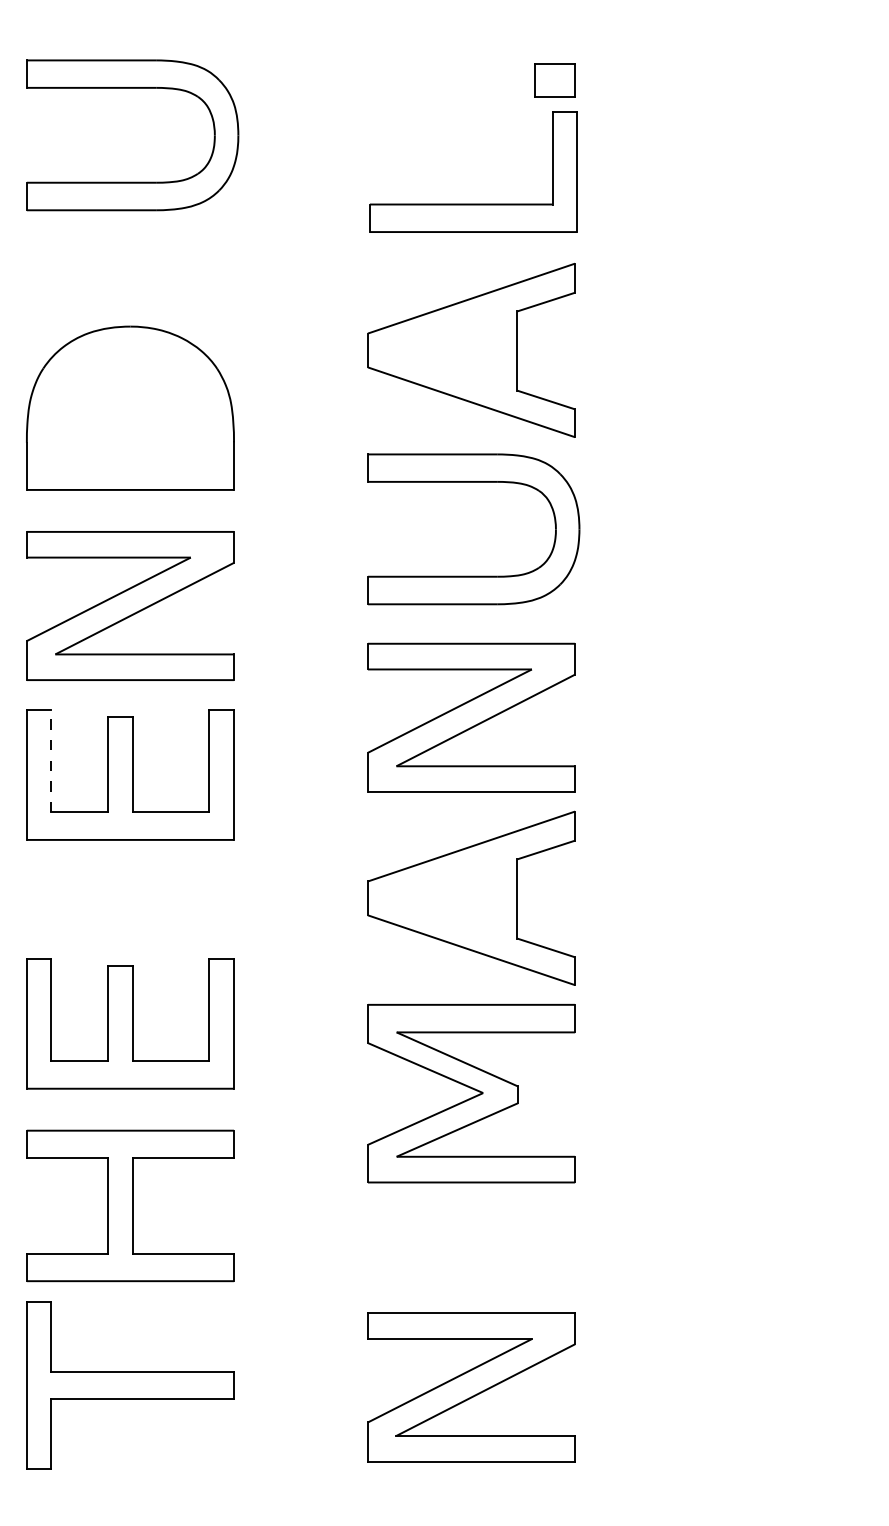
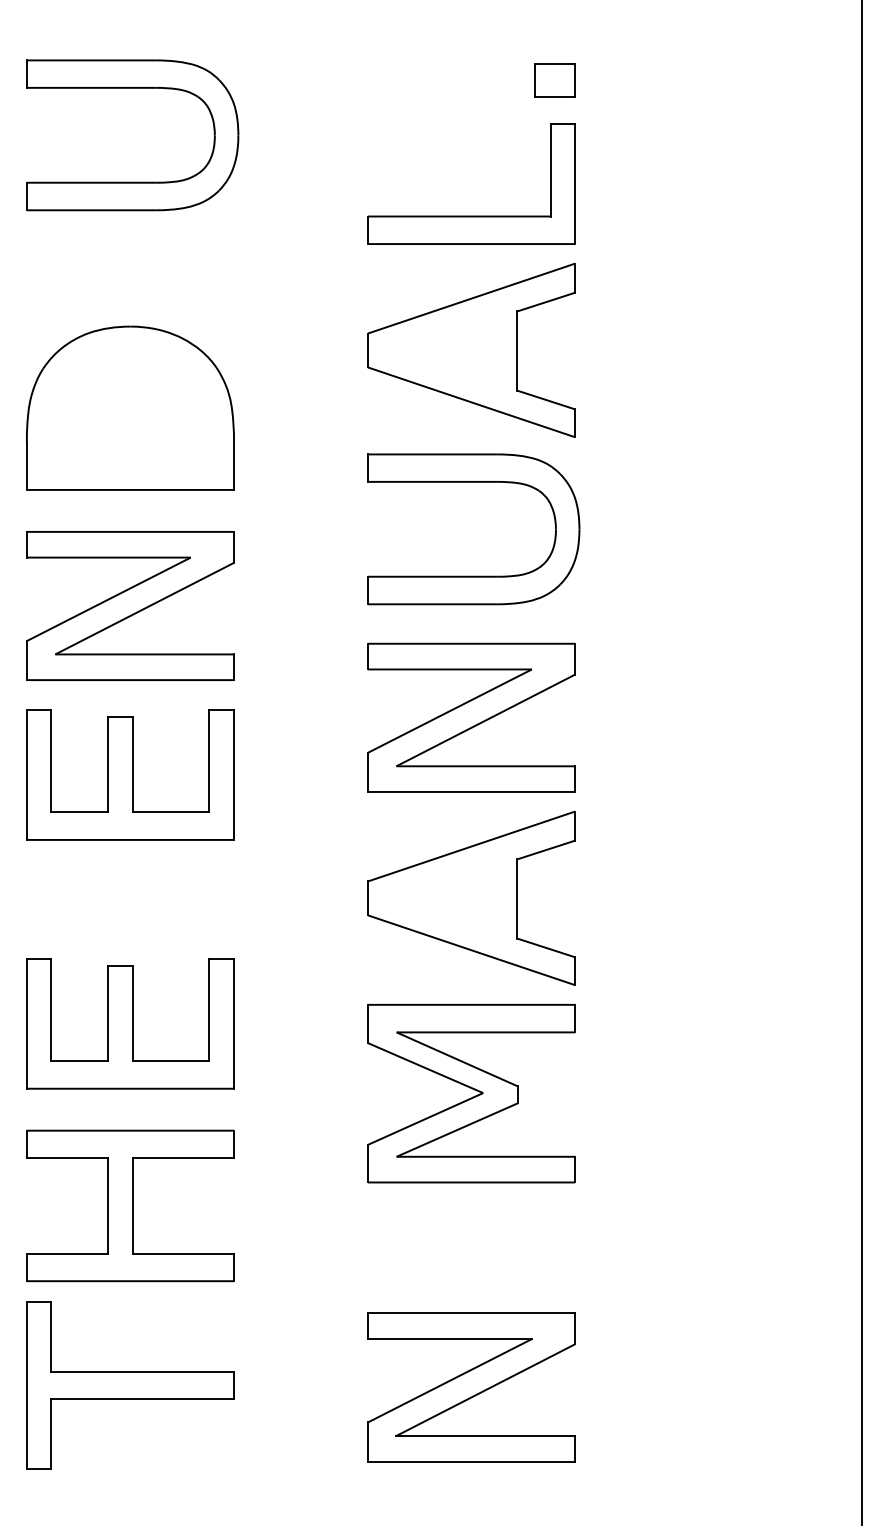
part position: (473, 203) -> (471, 215) (471, 215)
line: dashed -> solid (51, 760)
line: none -> present (862, 762)
